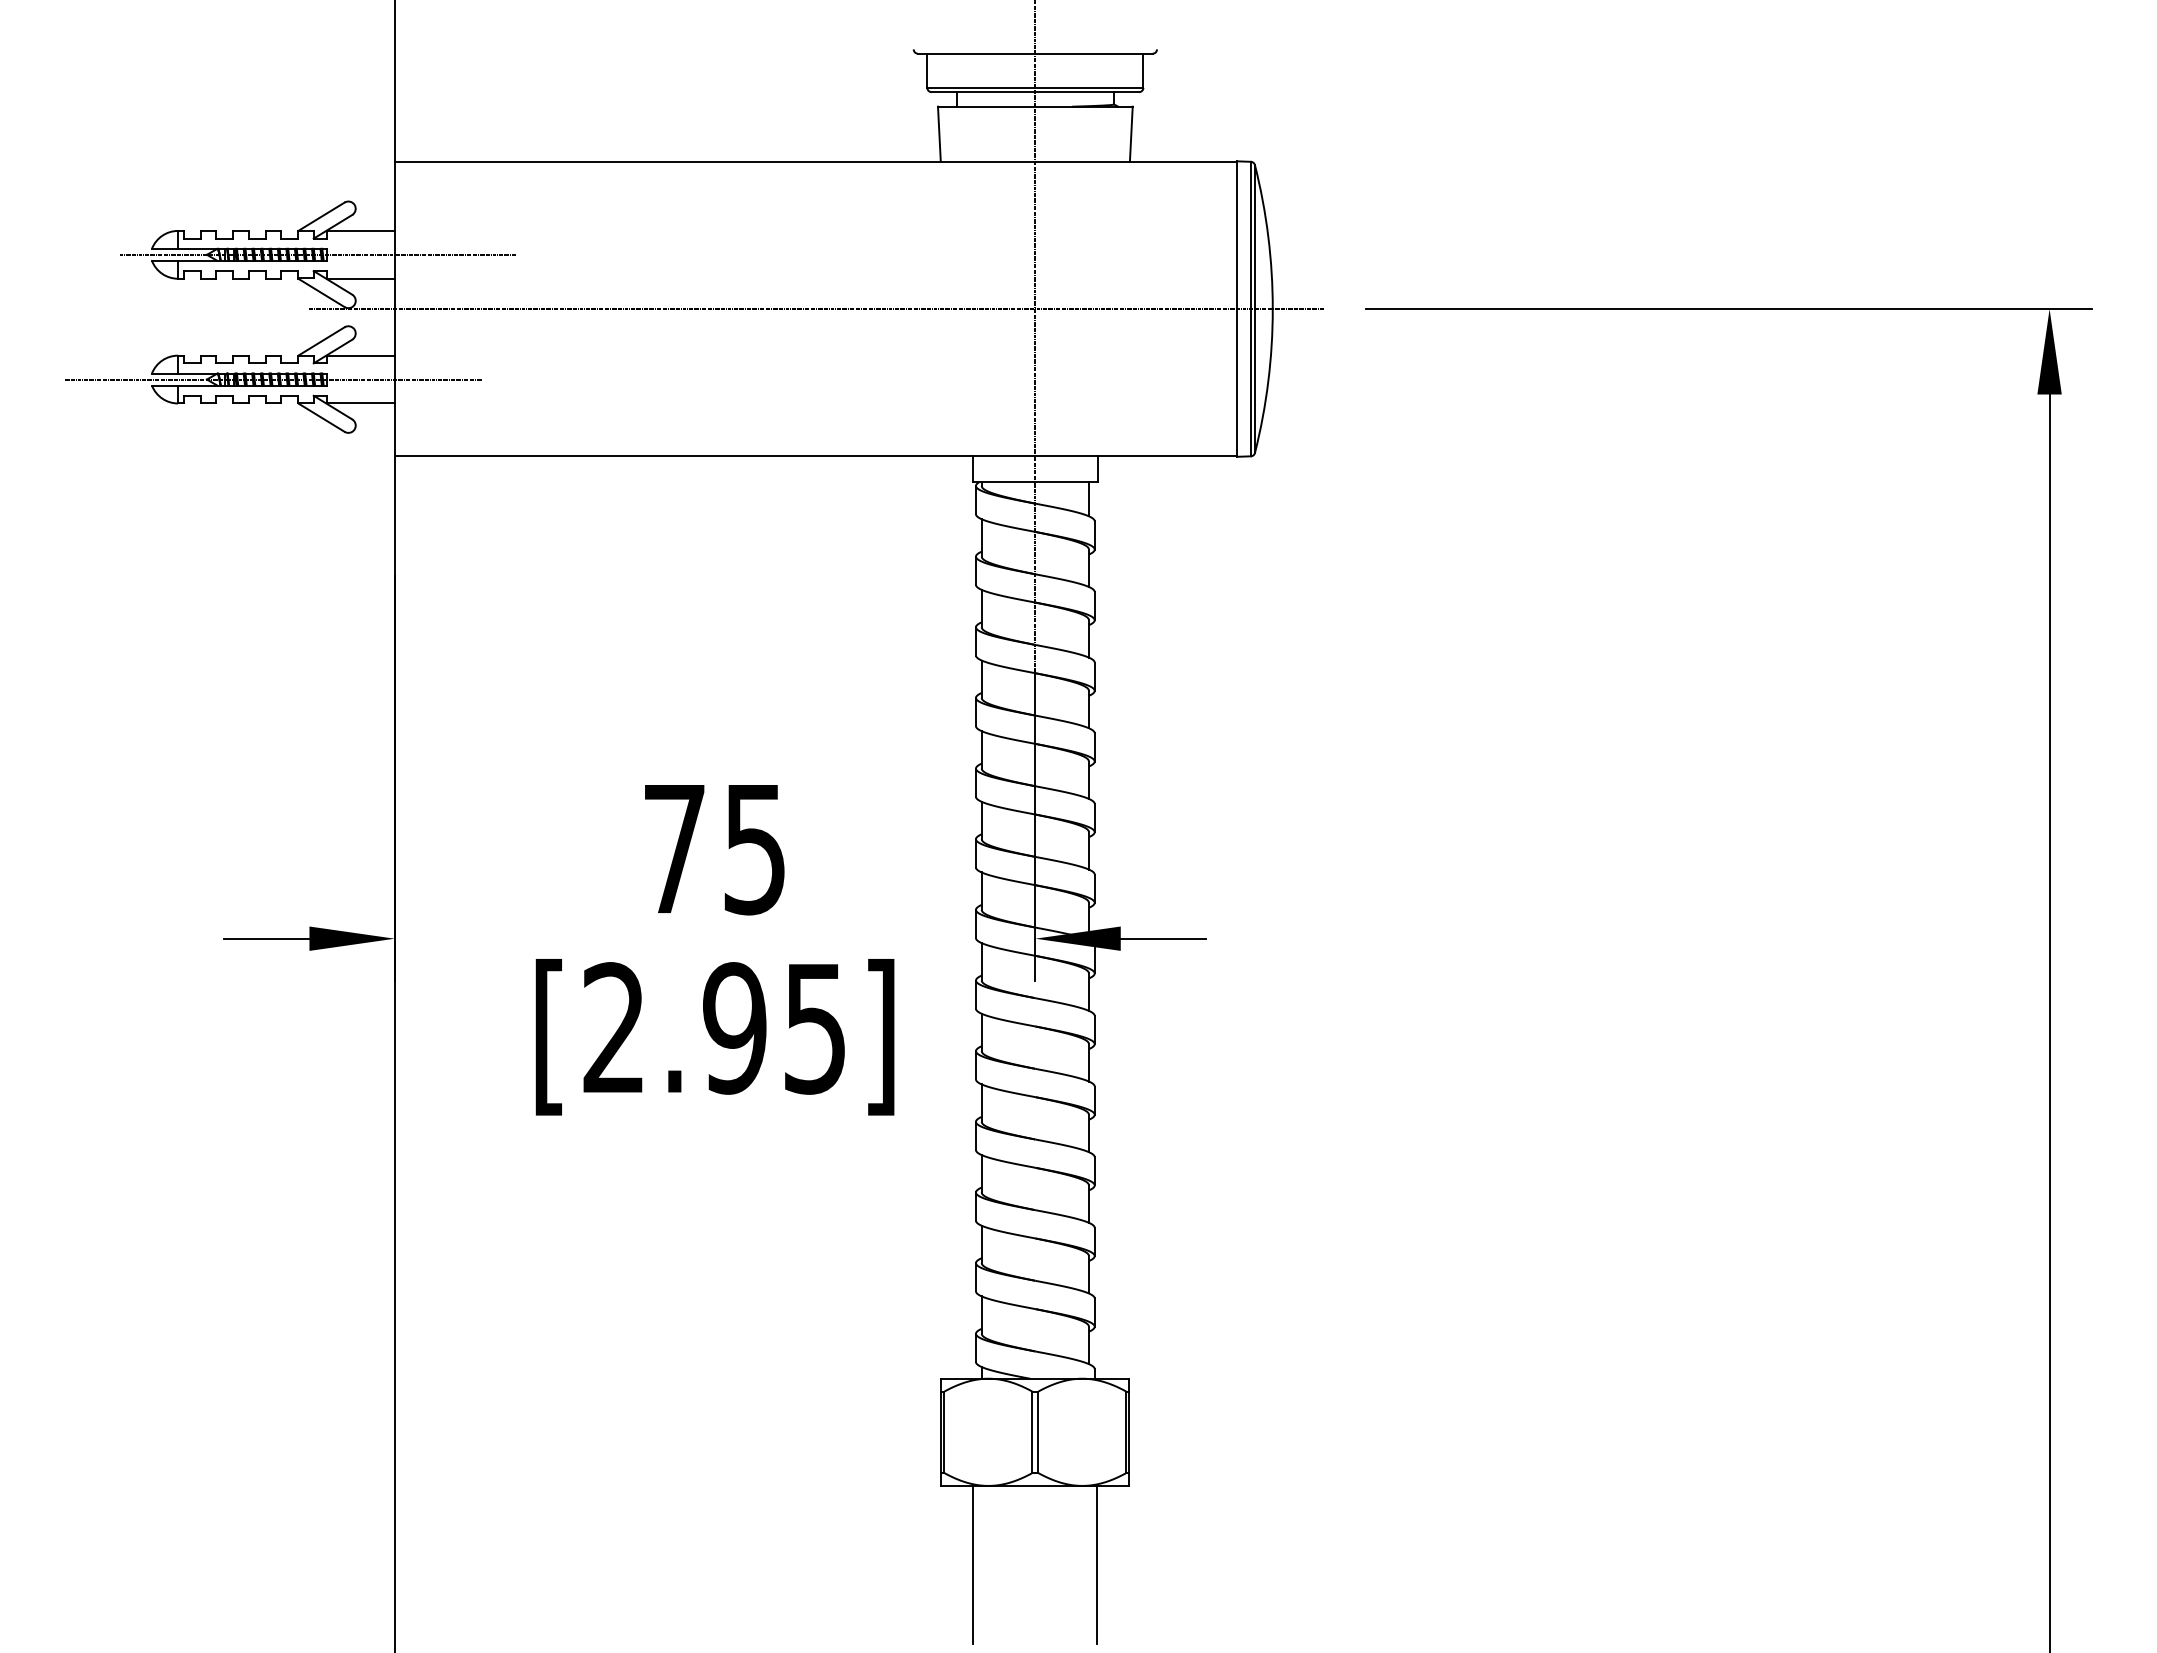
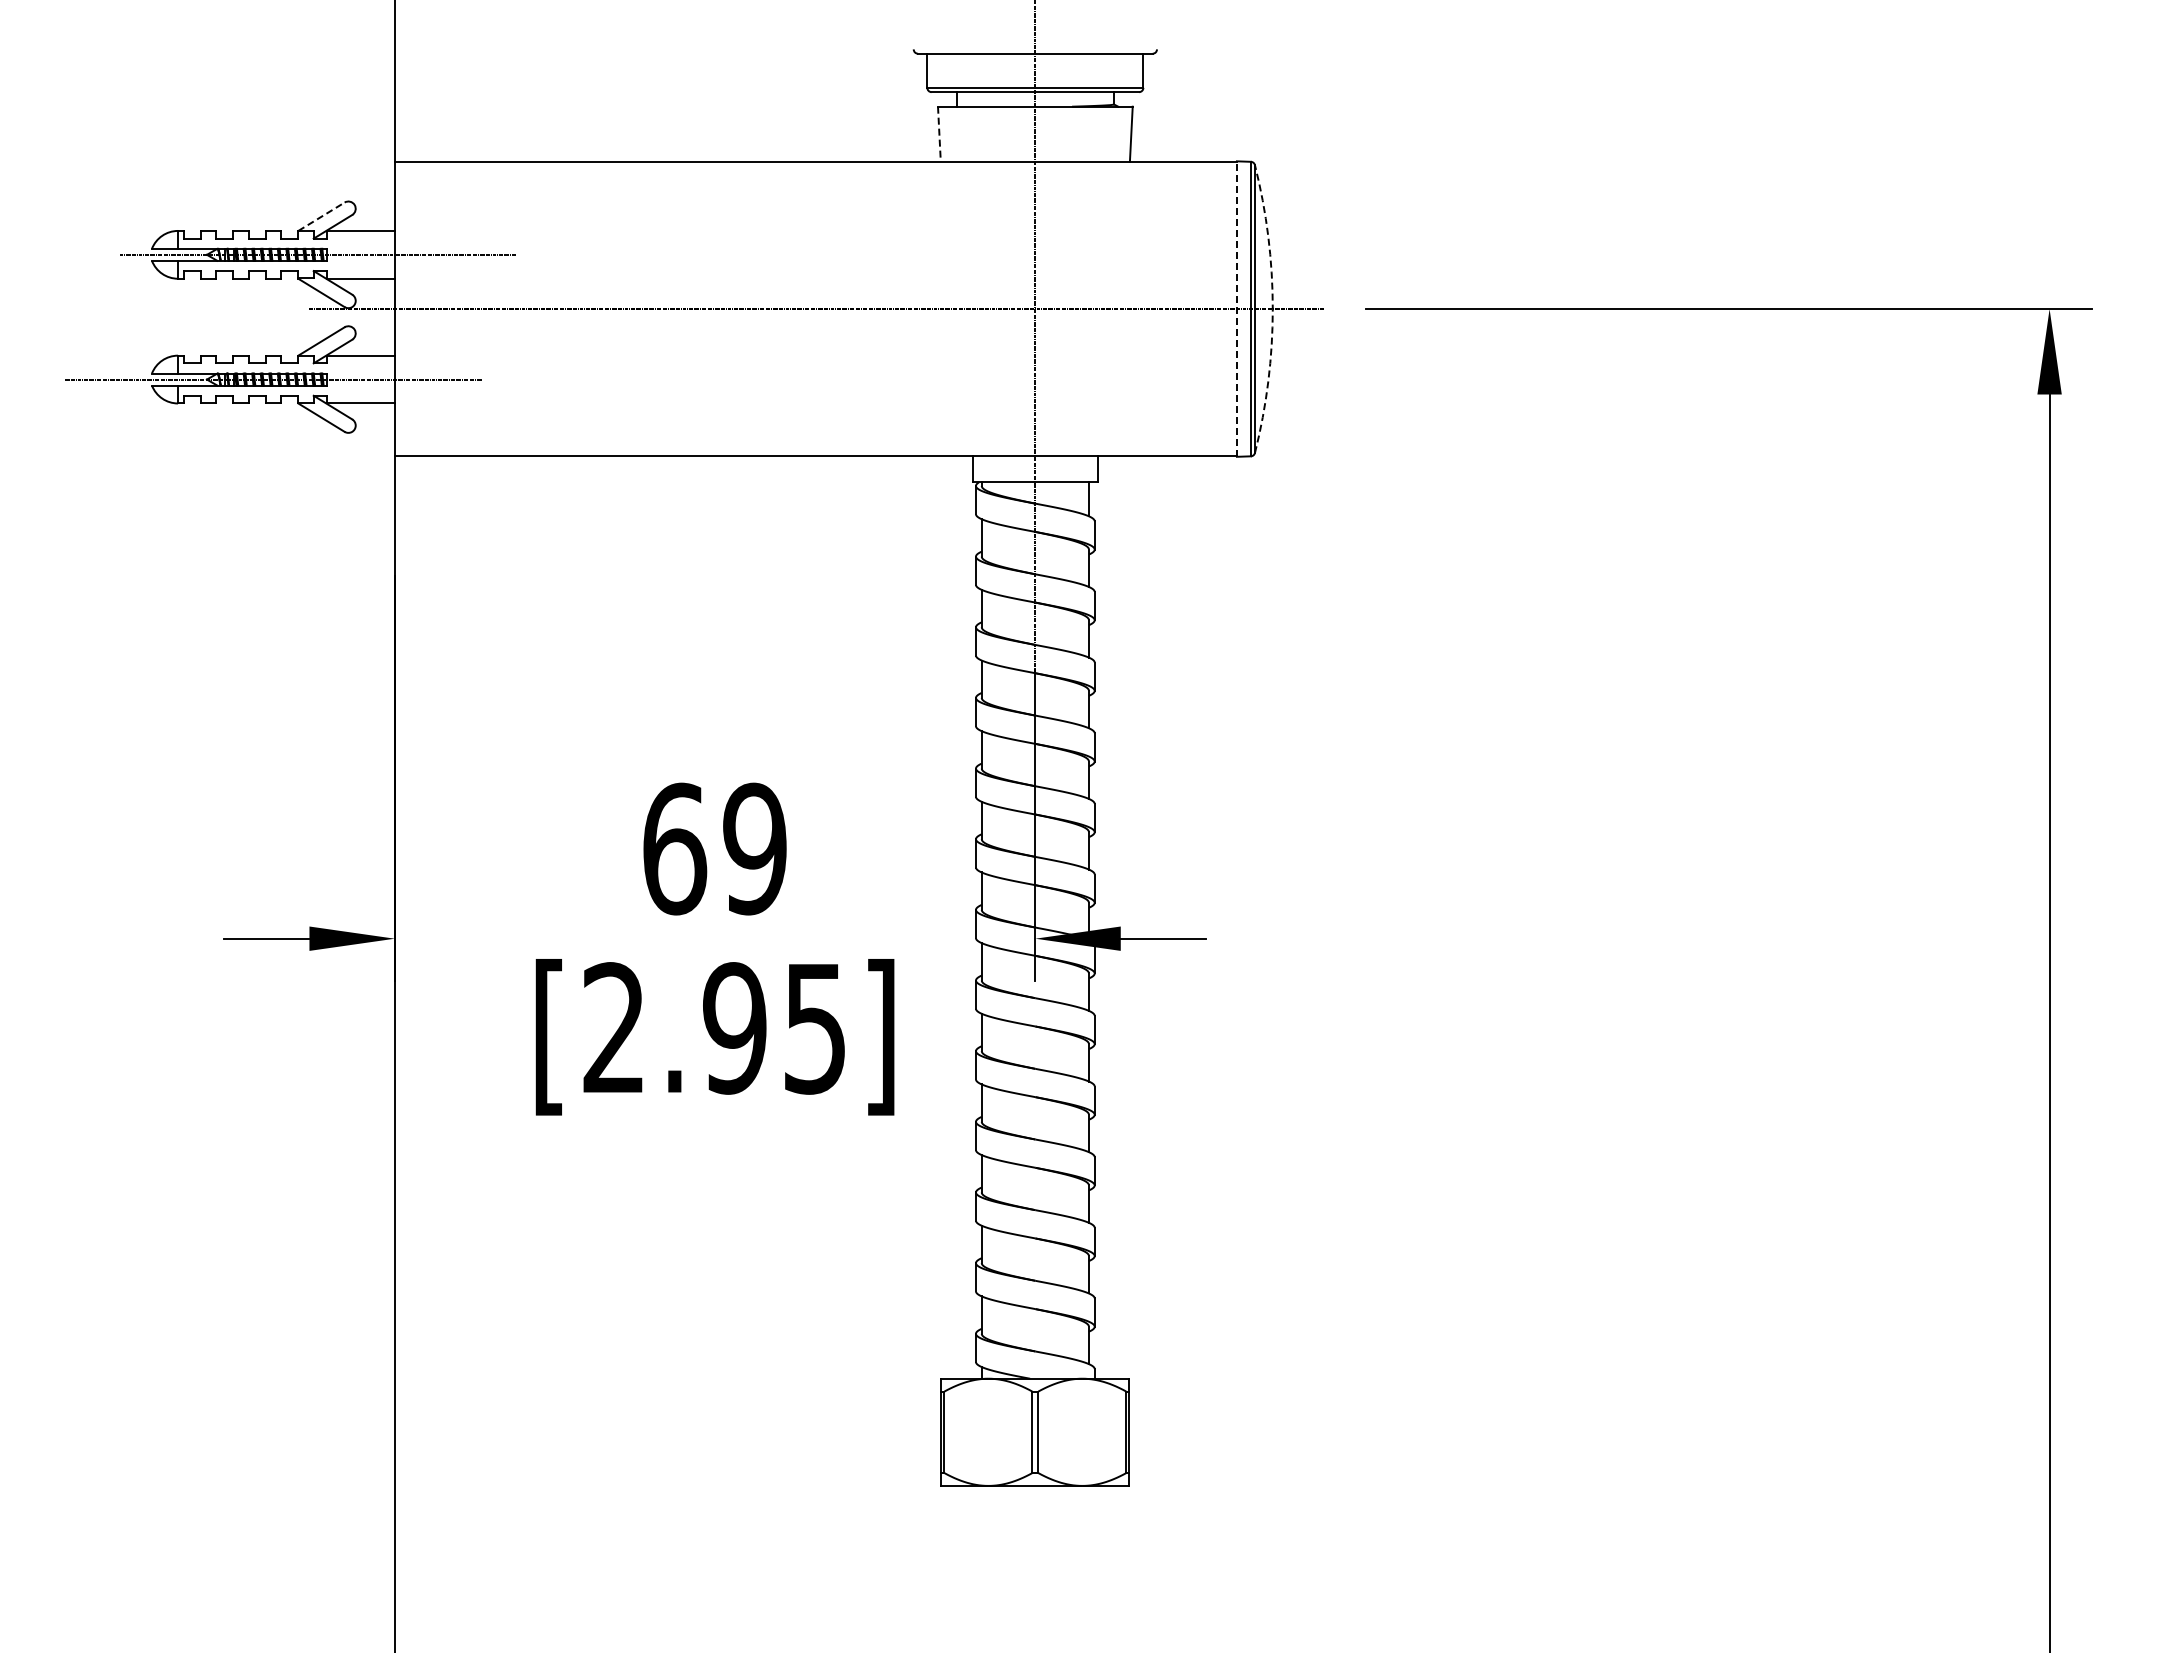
line: solid -> dashed (939, 134)
line: solid -> dashed (321, 216)
line: solid -> dashed (1236, 309)
arc: solid -> dashed (1272, 309)
text: 75 -> 69 (714, 848)
line: present -> none (973, 1564)
line: present -> none (1097, 1564)
